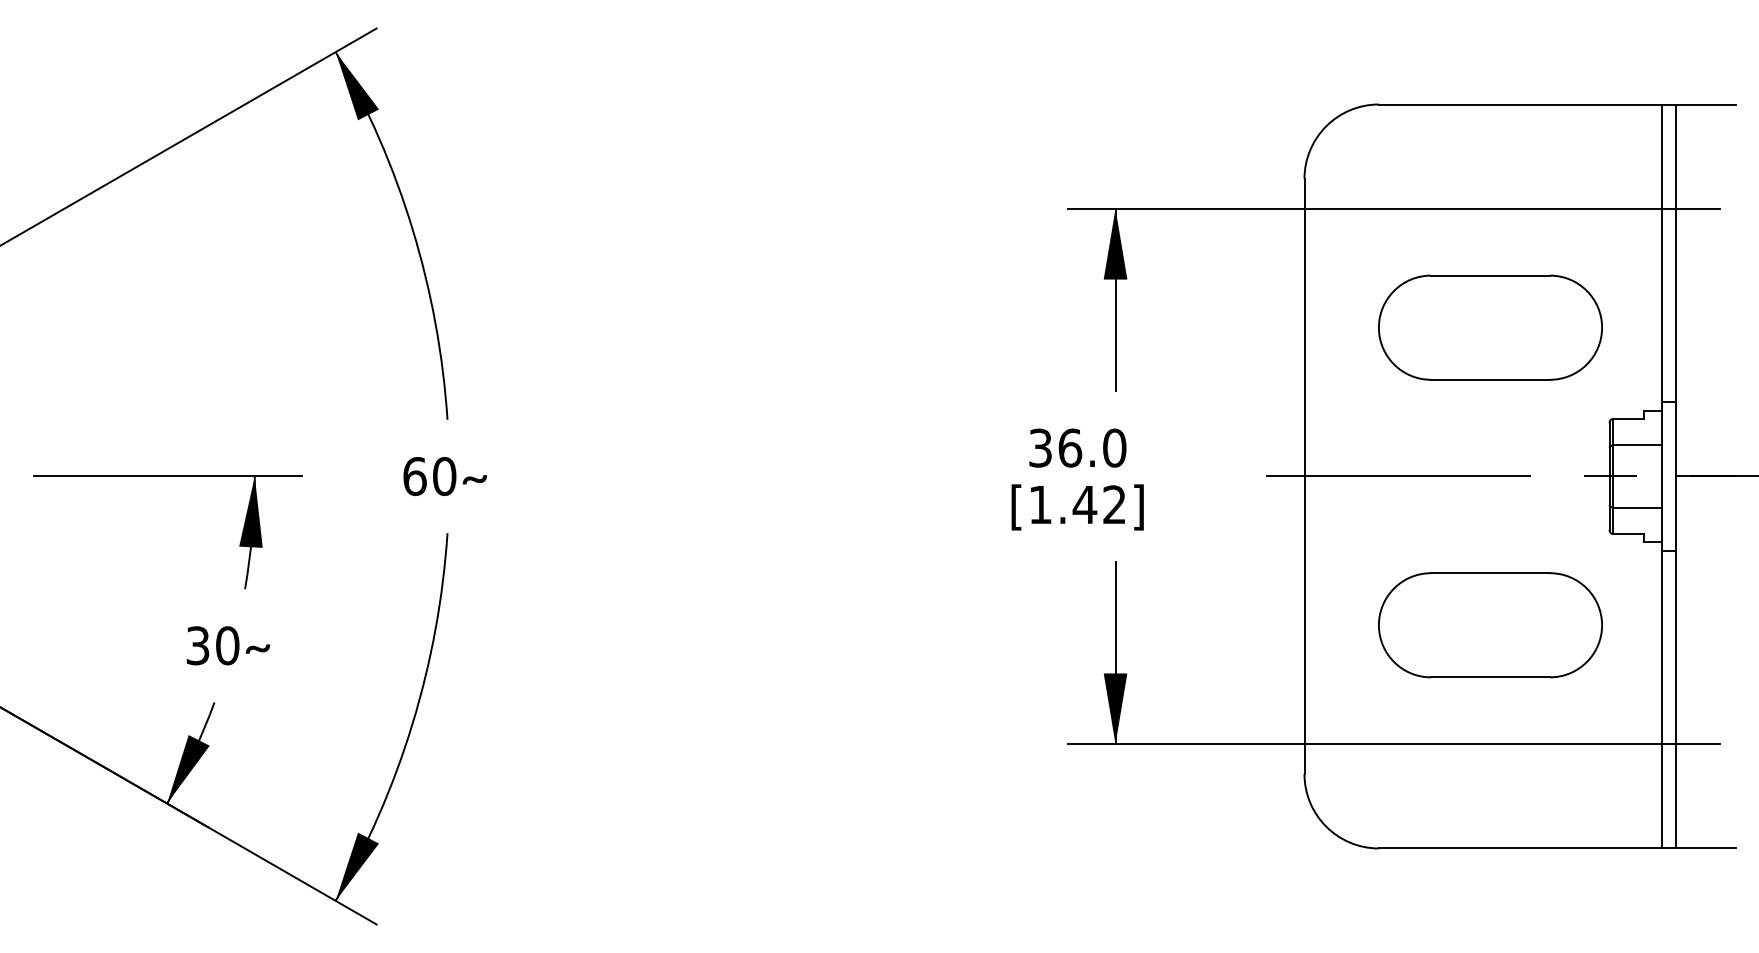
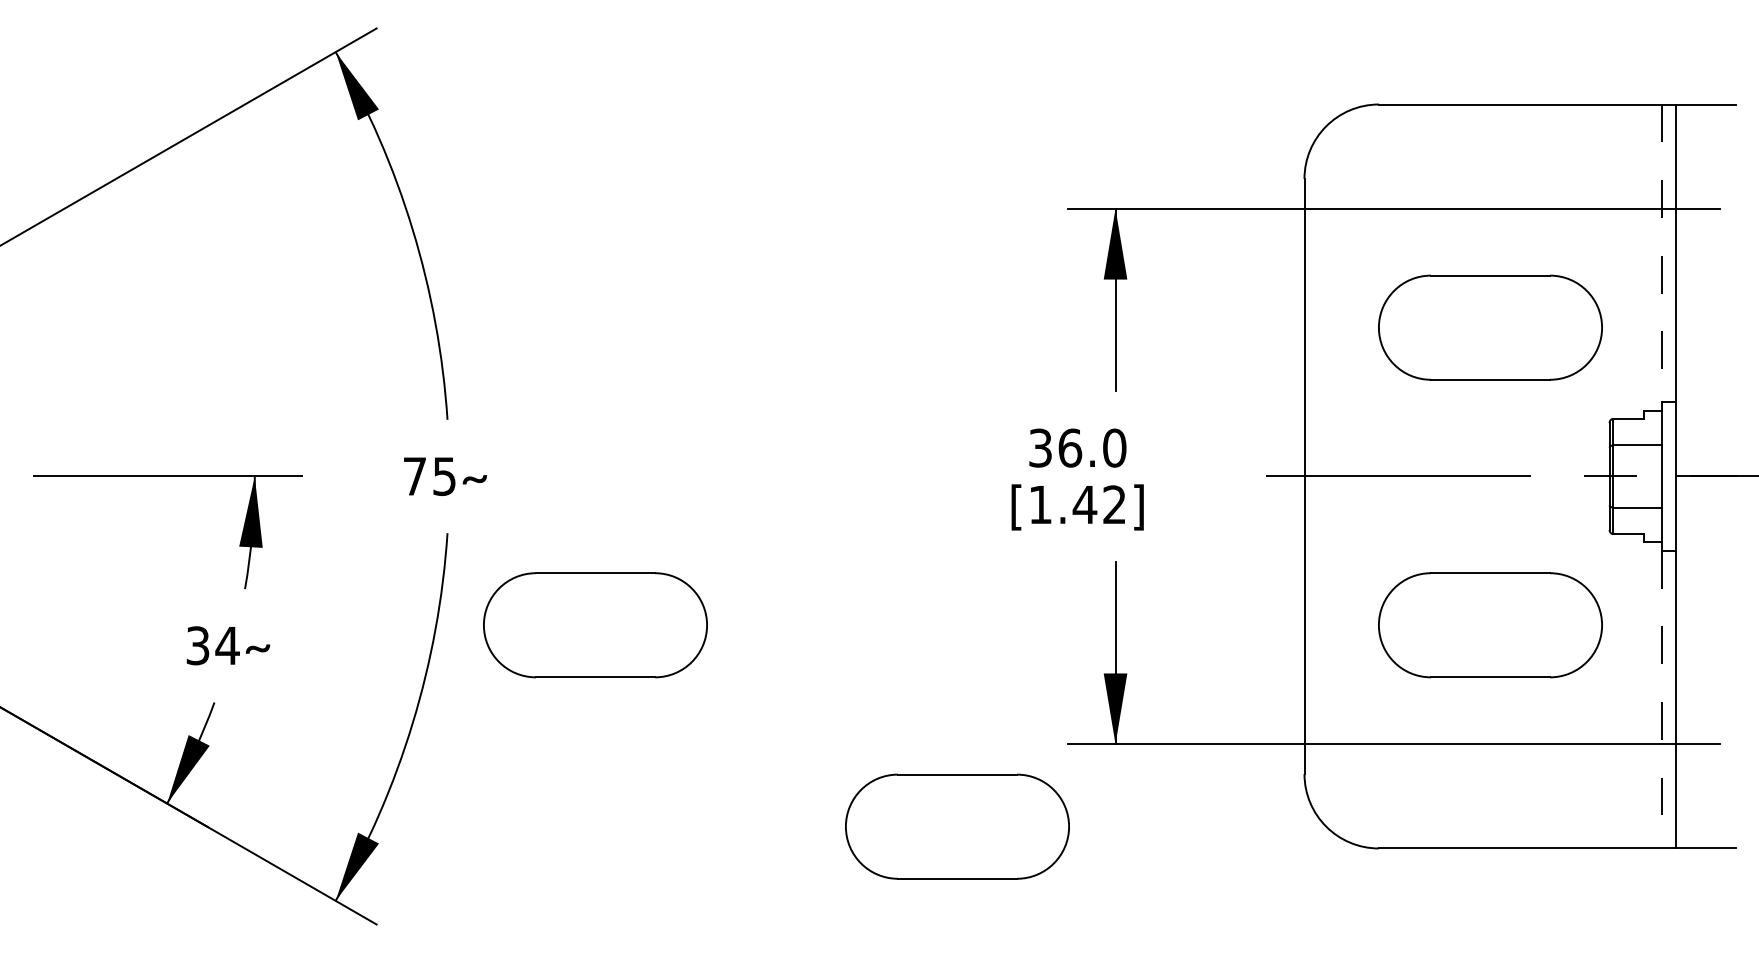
line: solid -> dashed (1661, 253)
text: 60 -> 75 (429, 476)
part: none -> present (595, 625)
text: 30 -> 34 (227, 645)
line: solid -> dashed (1661, 699)
part: none -> present (957, 826)
